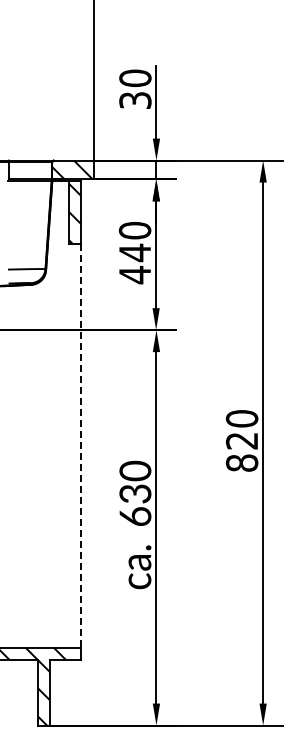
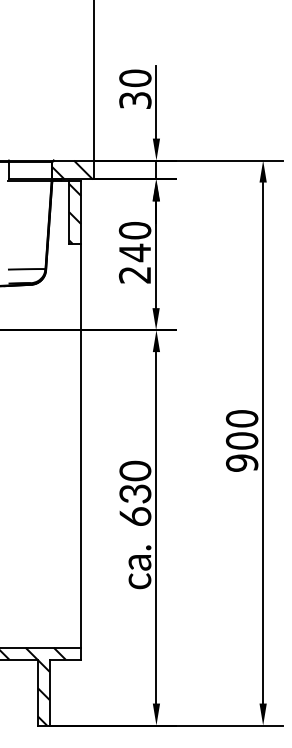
text: 440 -> 240 (134, 274)
line: dashed -> solid (81, 445)
text: 820 -> 900 (242, 451)
